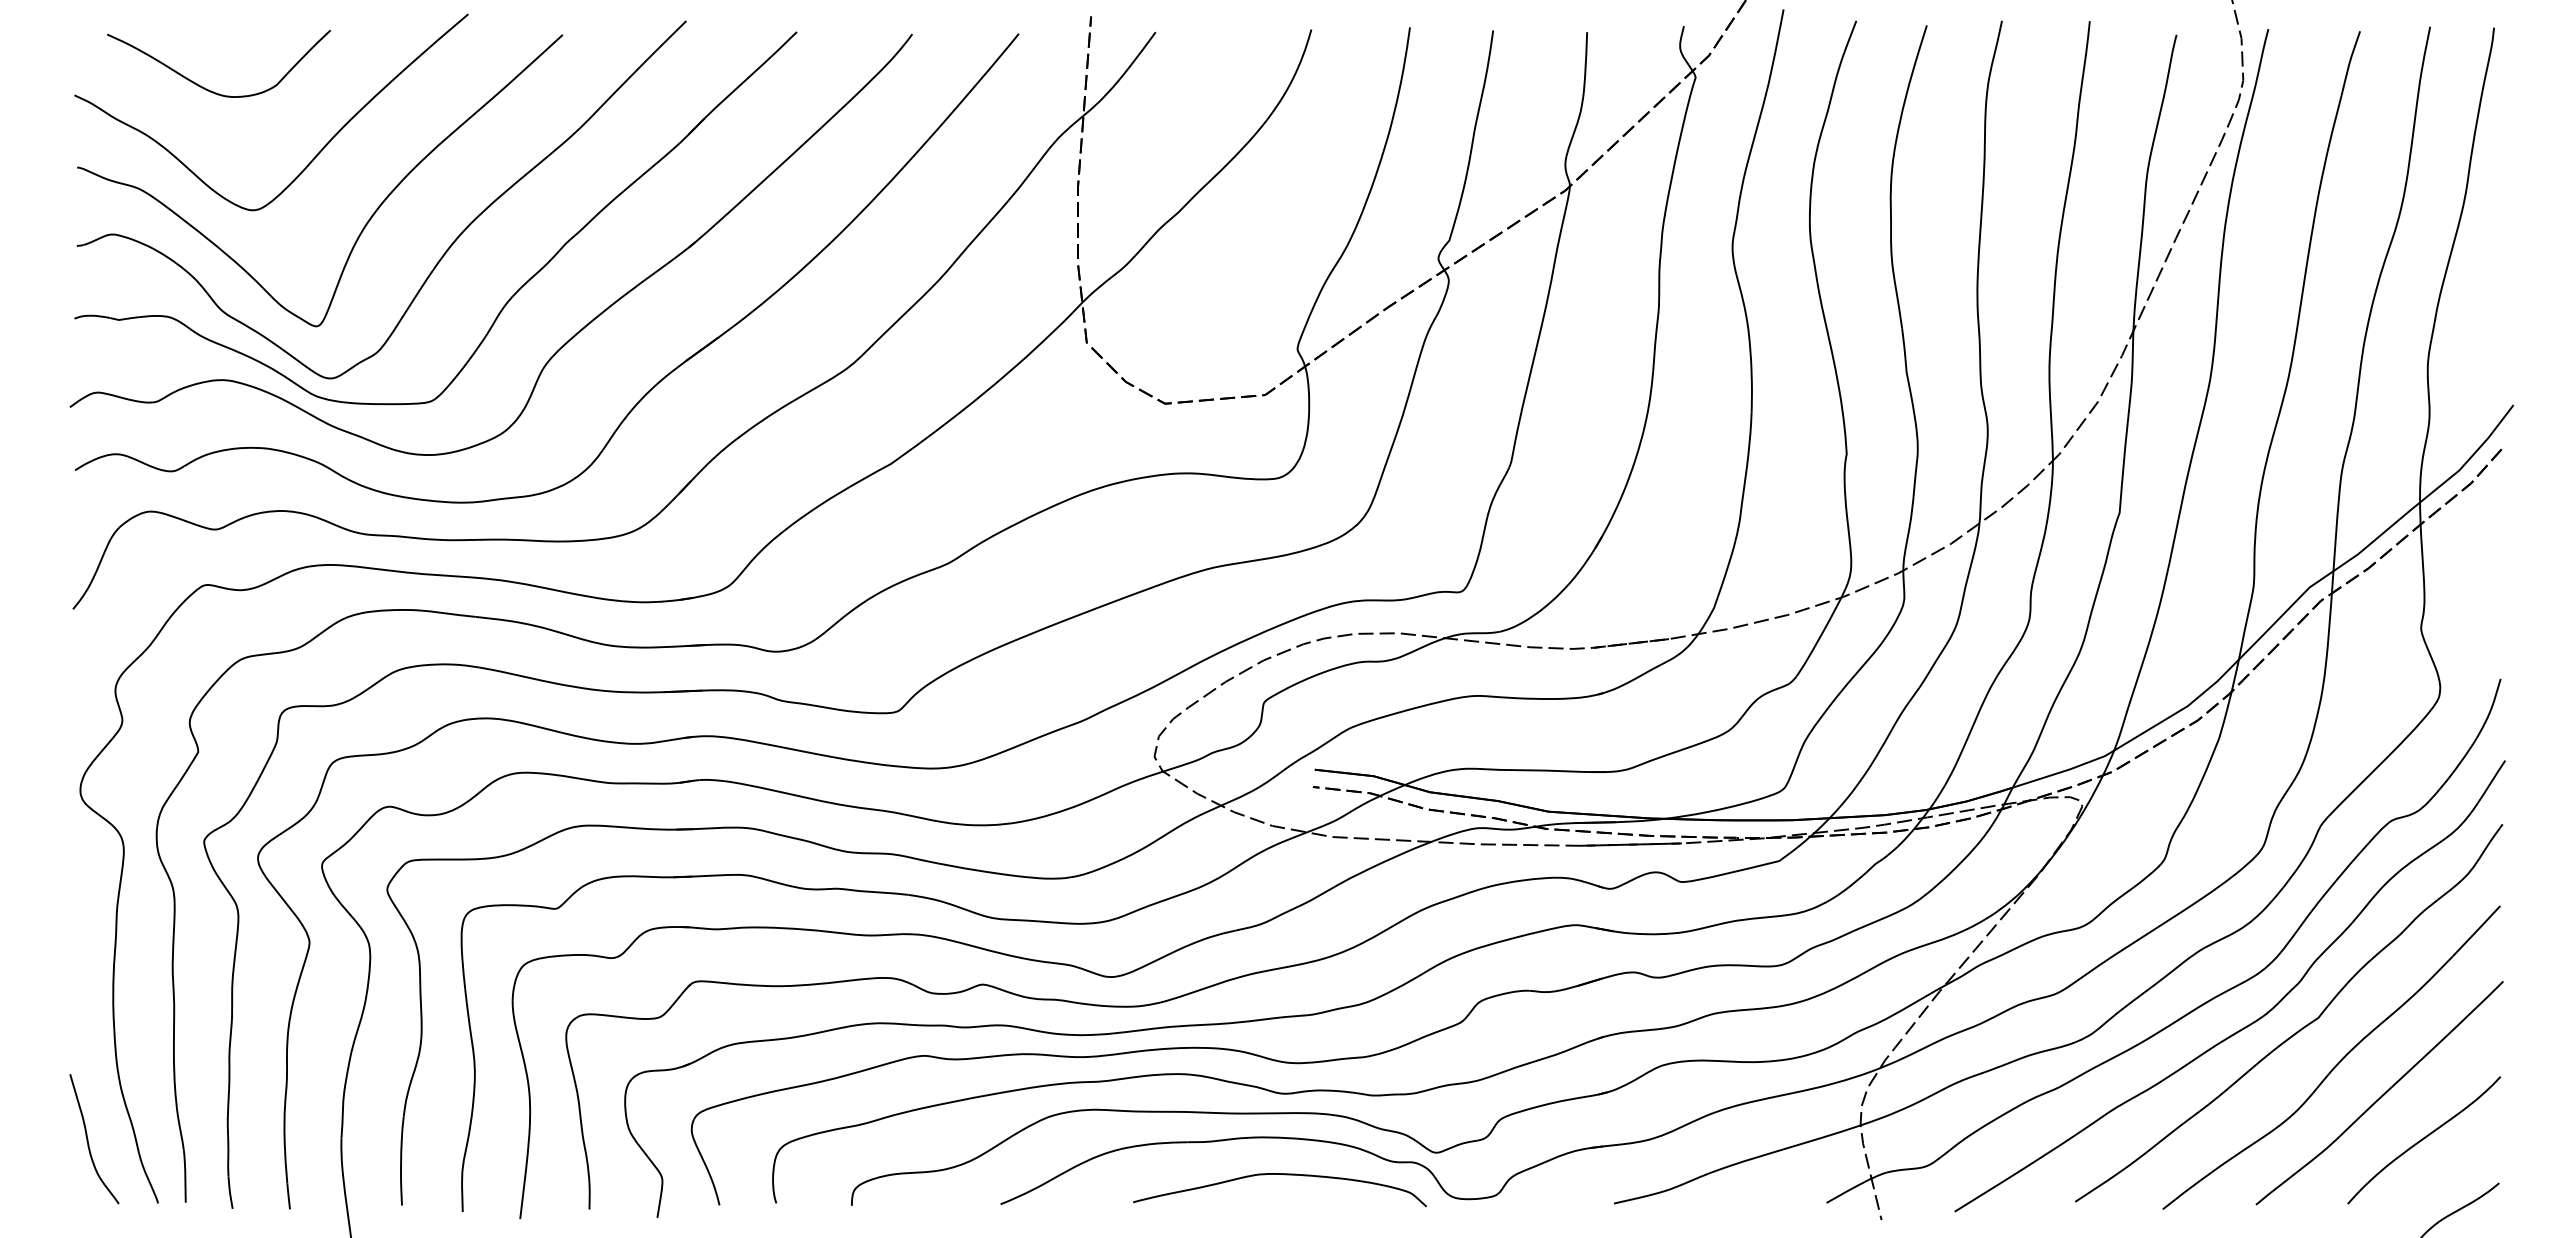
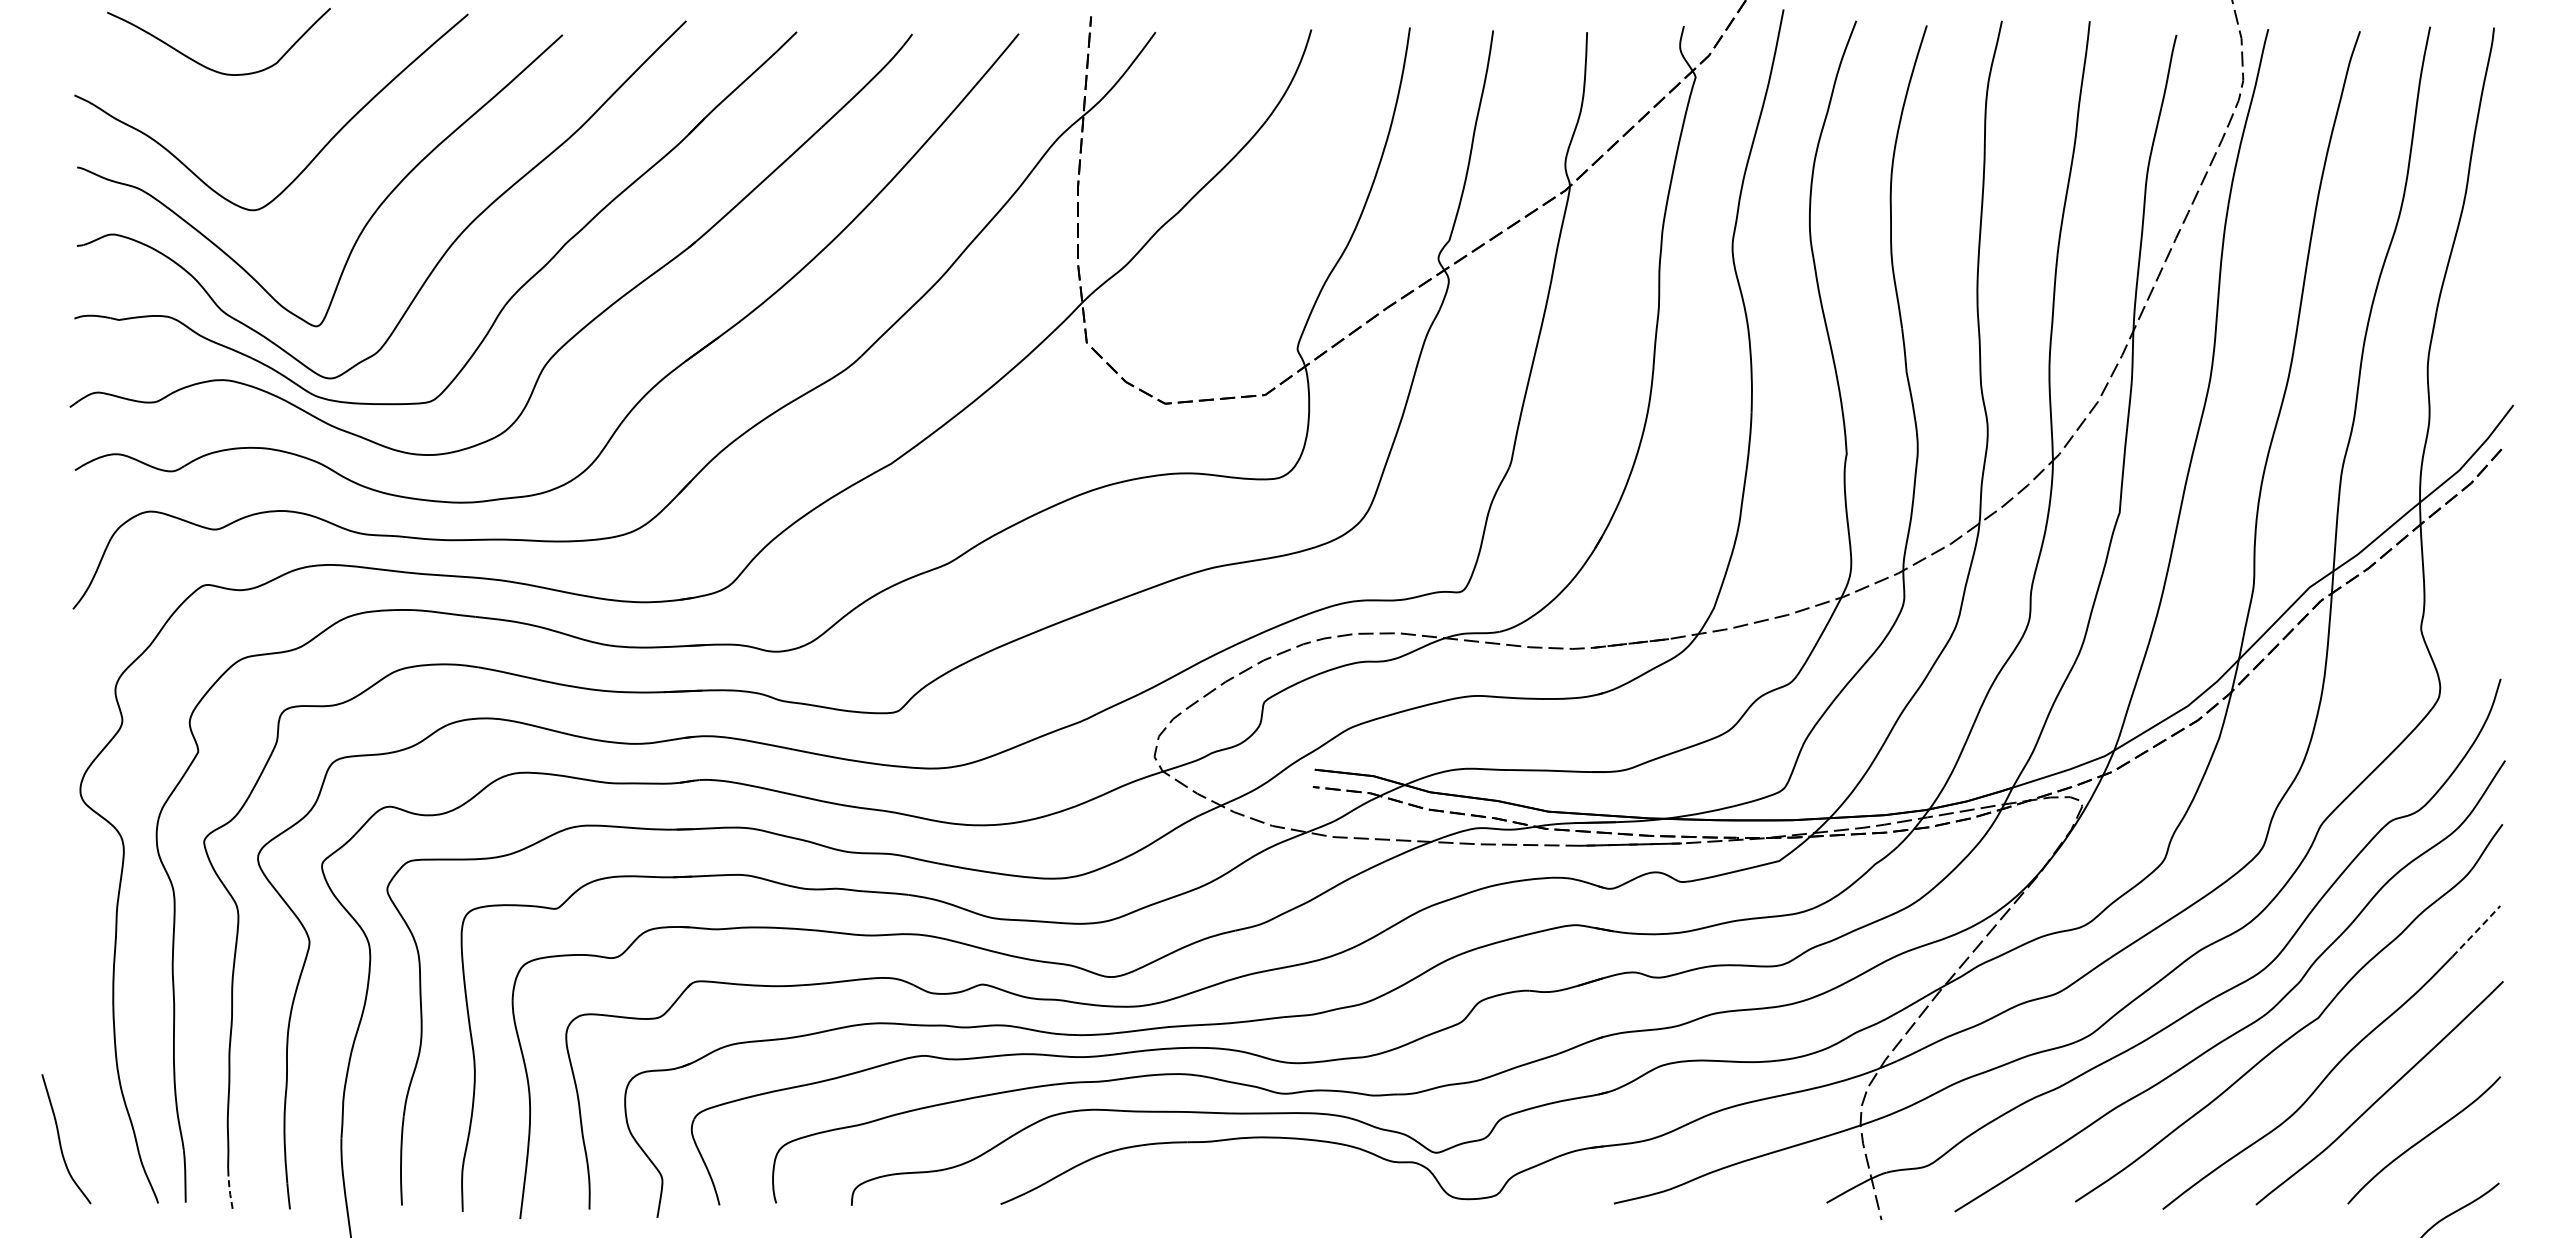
curve position: (206, 88) -> (206, 66) (206, 66)
line: solid -> dashed (2477, 930)
curve position: (88, 1139) -> (60, 1139) (60, 1139)
curve: present -> none (1284, 1175)
line: solid -> dashed (230, 1192)
